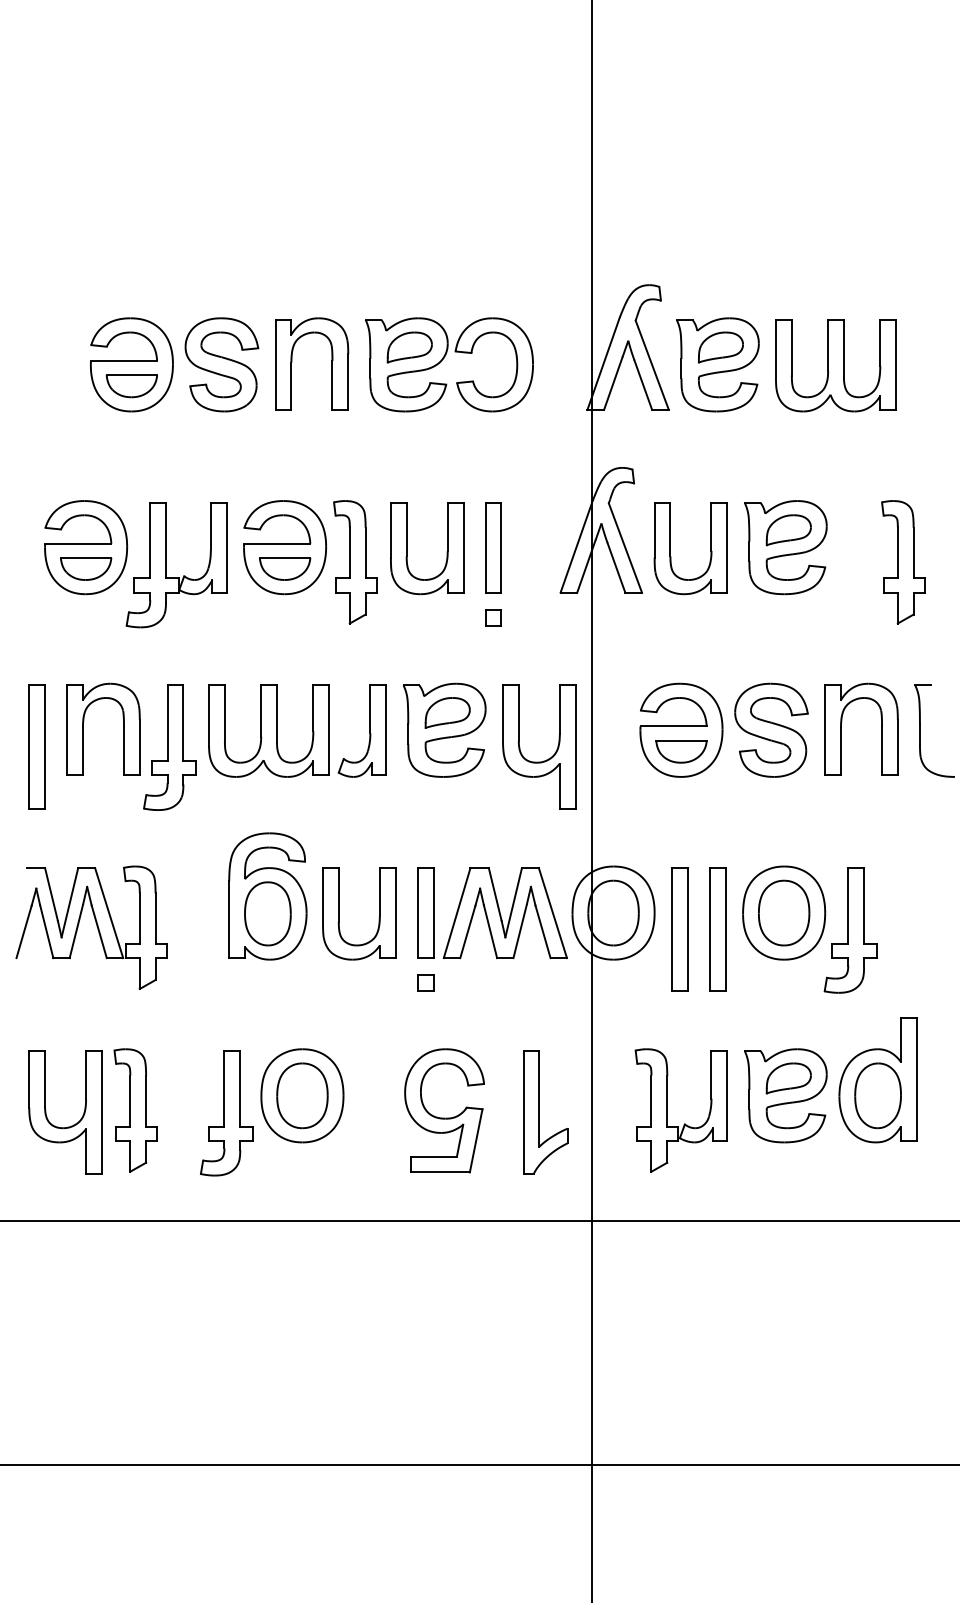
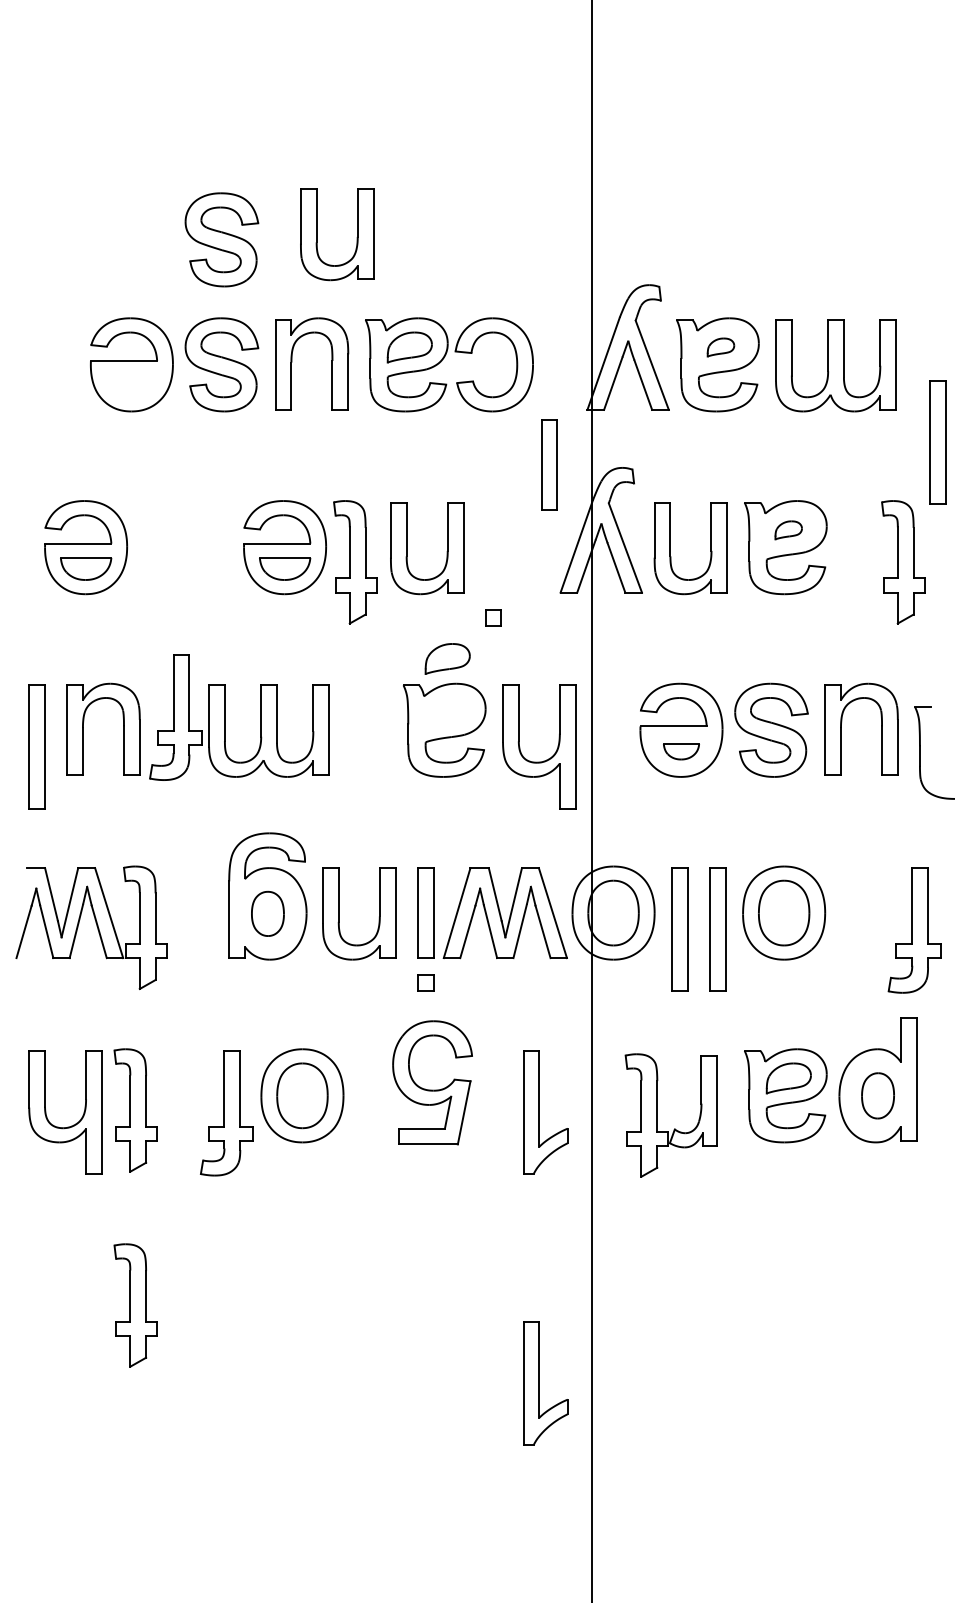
part: none -> present (356, 237)
part: none -> present (221, 239)
part size: 46x33 px -> 30x21 px (720, 347)
part: present -> none (131, 386)
part: none -> present (937, 442)
part size: 47x33 px -> 29x21 px (788, 530)
part position: (493, 547) -> (549, 464) (549, 464)
part: present -> none (166, 565)
part position: (447, 712) -> (447, 658) (447, 658)
part: present -> none (369, 730)
part position: (920, 730) -> (920, 752) (920, 752)
part position: (169, 747) -> (175, 717) (175, 717)
part size: 53x24 px -> 37x18 px (681, 751)
part size: 48x66 px -> 34x47 px (267, 913)
part position: (850, 930) -> (914, 930) (914, 930)
part size: 48x68 px -> 34x48 px (877, 1095)
part position: (667, 1110) -> (657, 1115) (657, 1115)
part position: (444, 1117) -> (432, 1089) (432, 1089)
line: present -> none (479, 1221)
part: none -> present (135, 1305)
part: none -> present (545, 1383)
line: present -> none (479, 1465)
